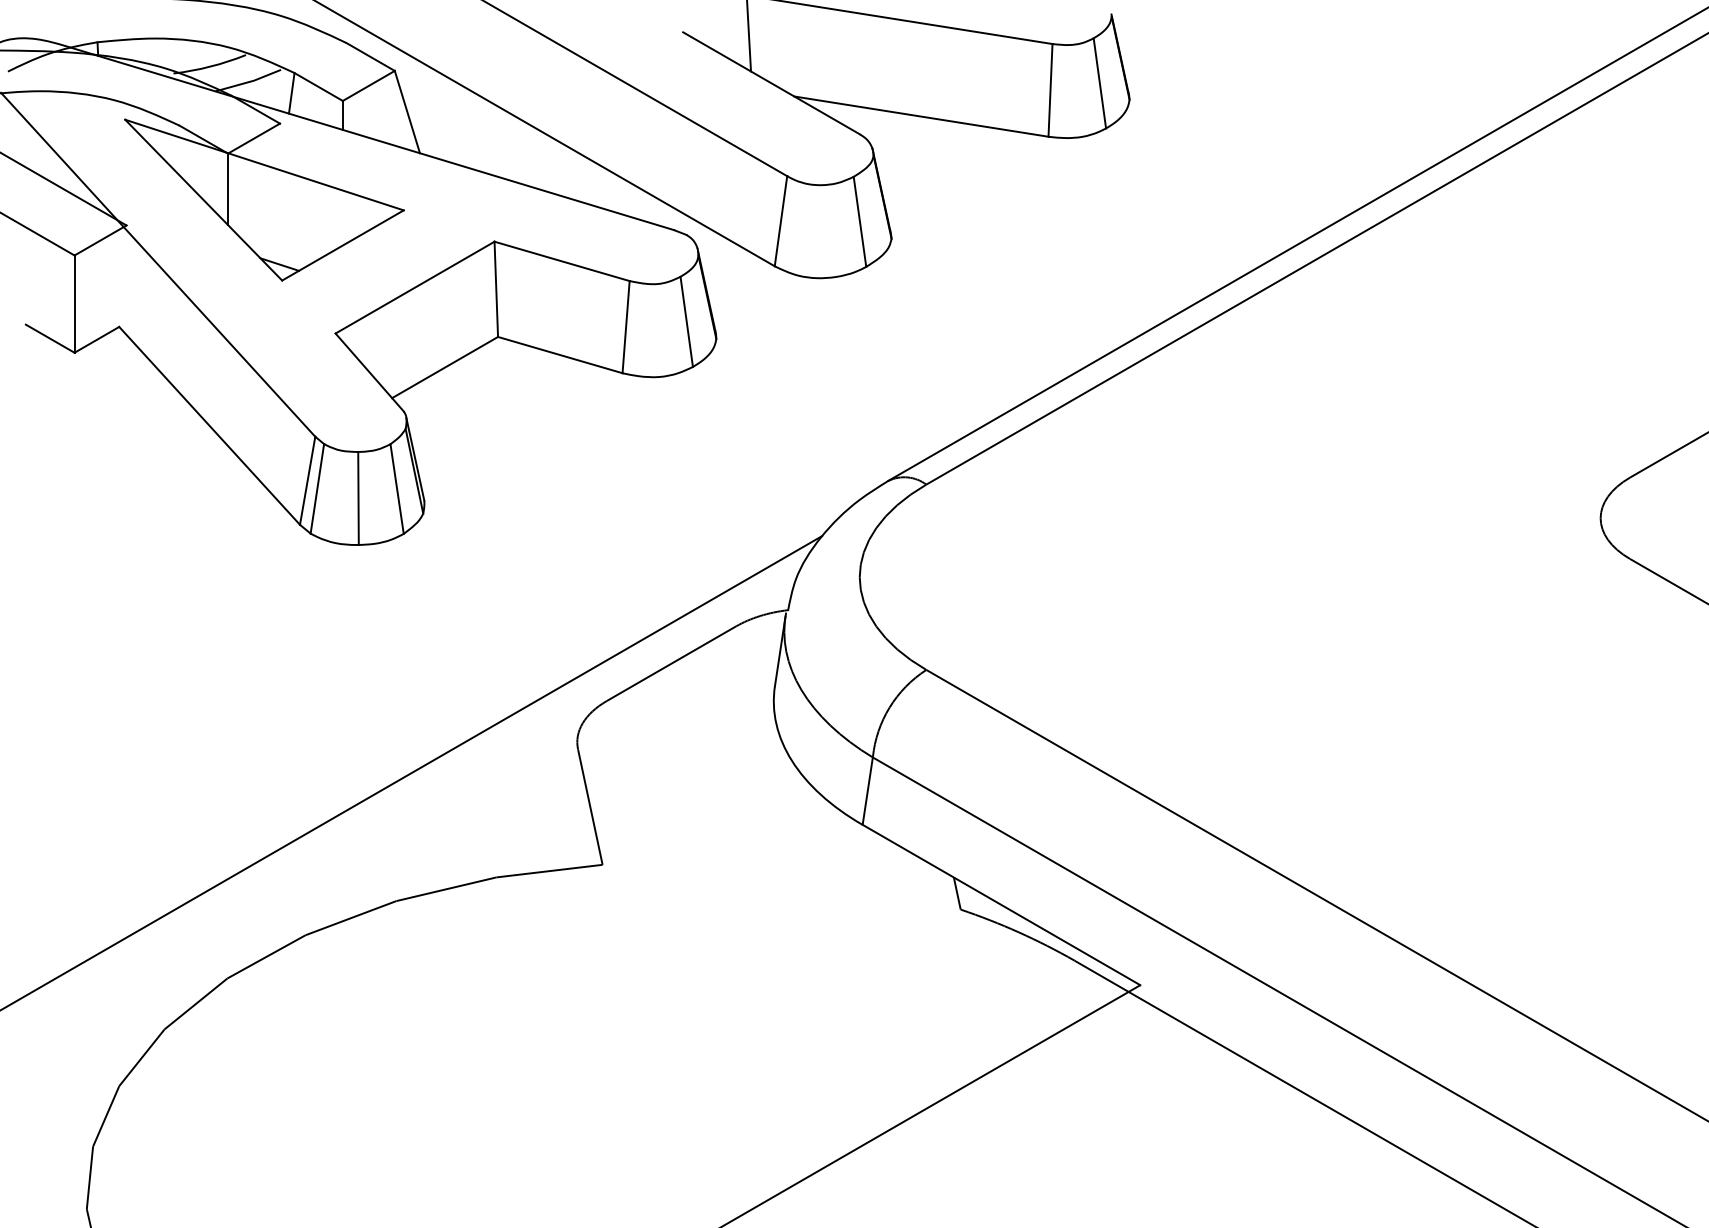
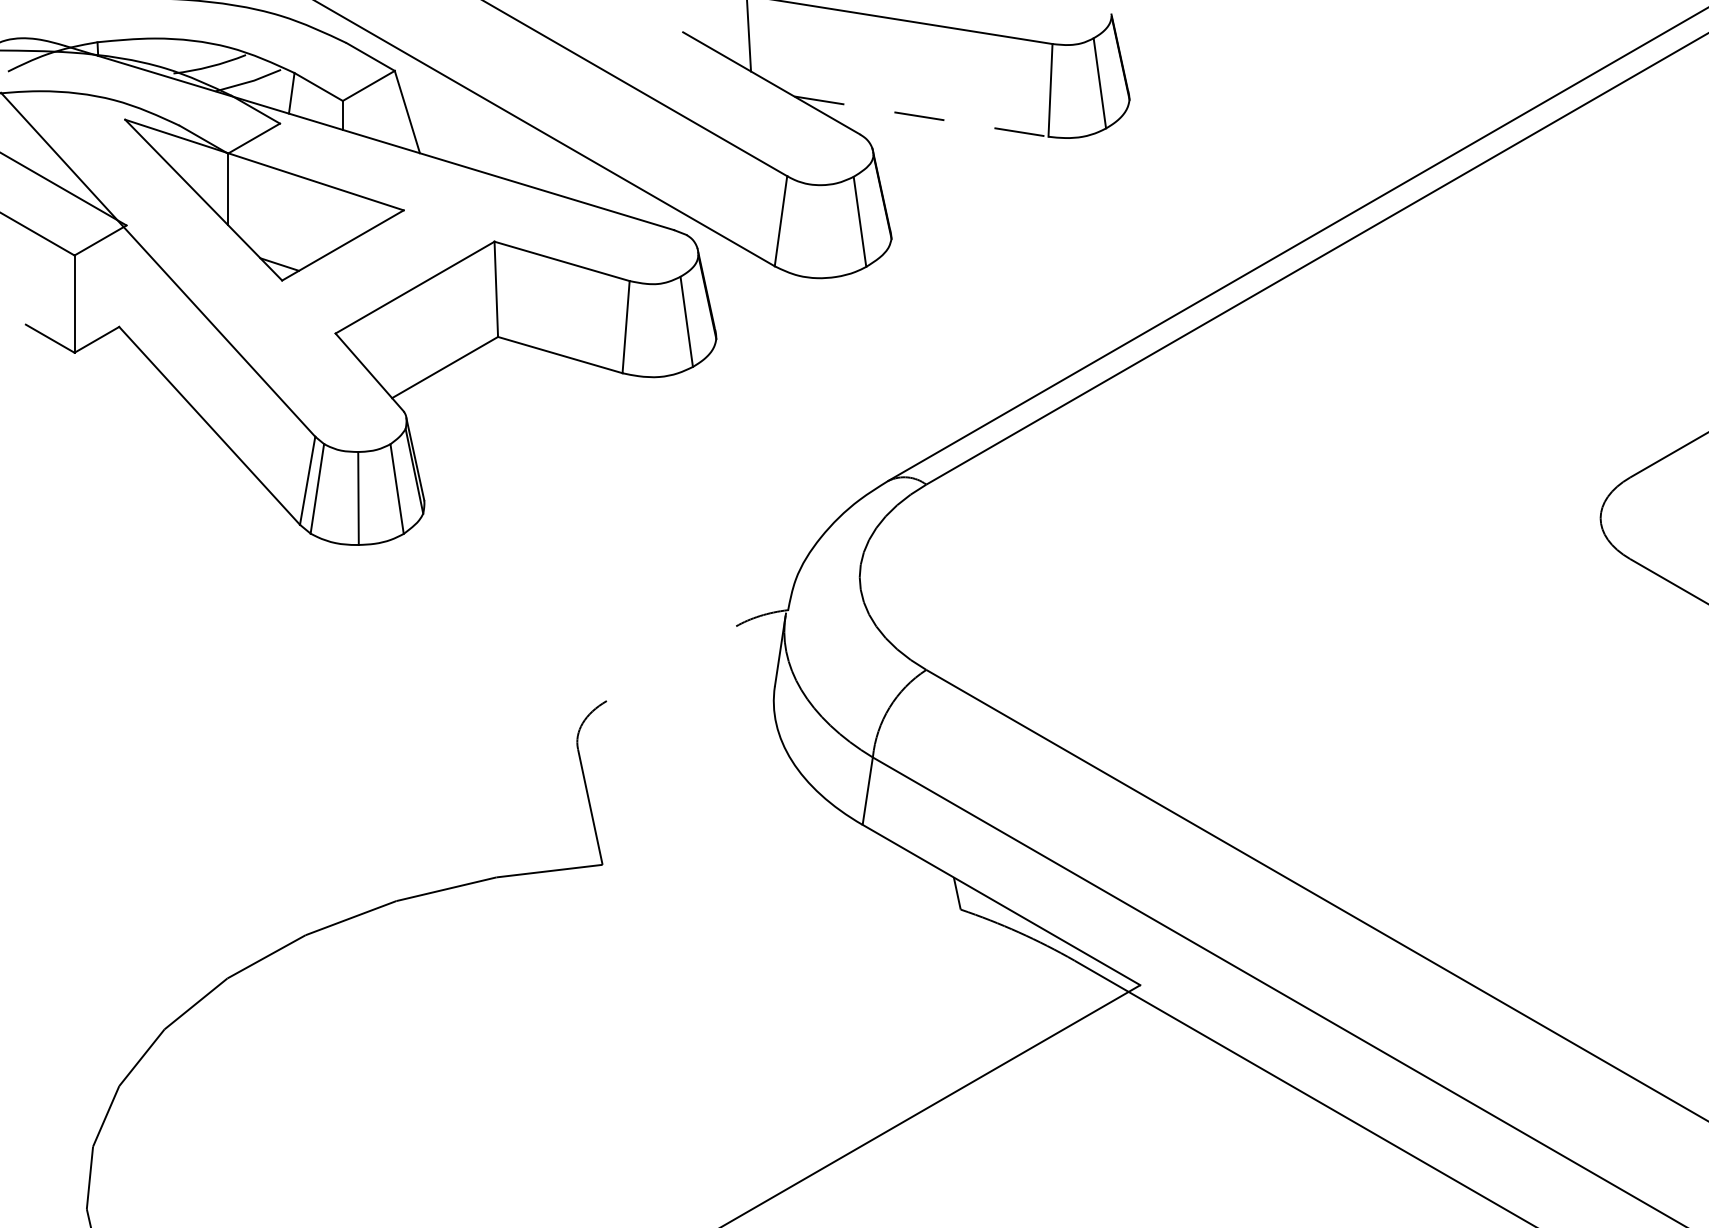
line: solid -> dashed (921, 116)
line: present -> none (671, 663)
line: present -> none (412, 772)
